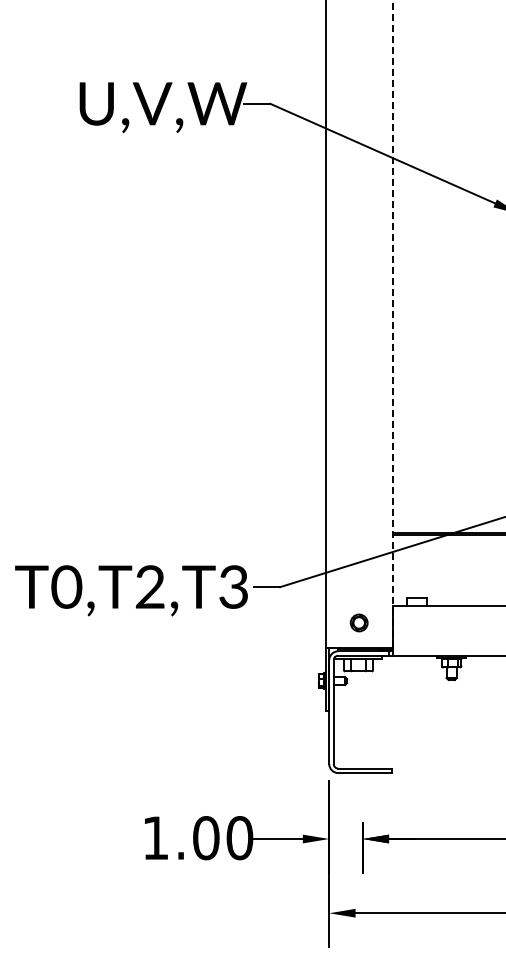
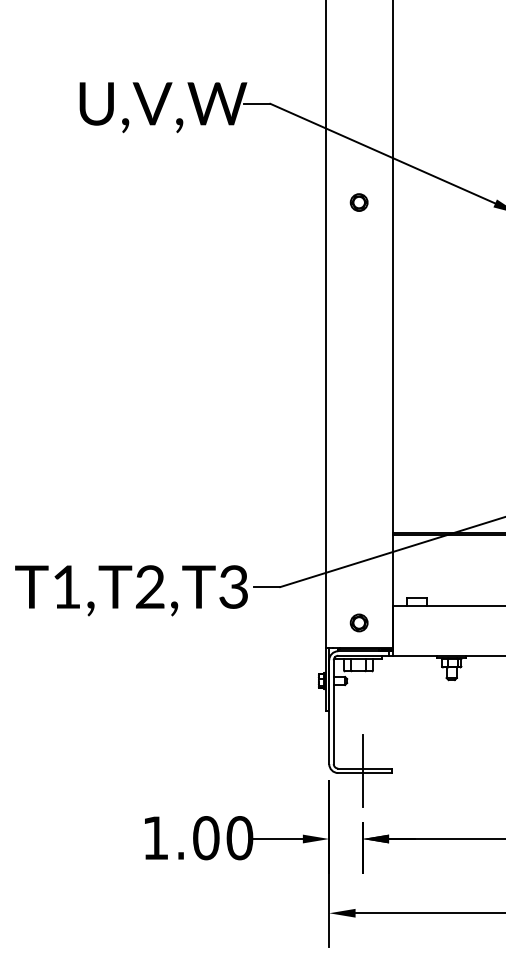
part: none -> present (358, 202)
line: dashed -> solid (392, 324)
text: T0,T2,T3 -> T1,T2,T3 (66, 586)
line: none -> present (362, 770)
